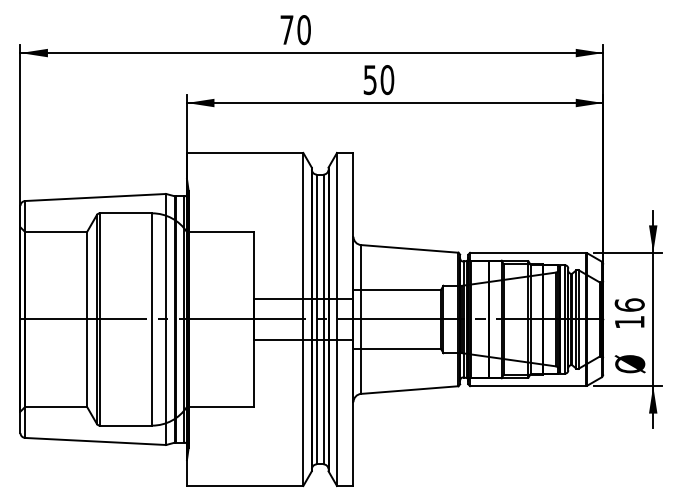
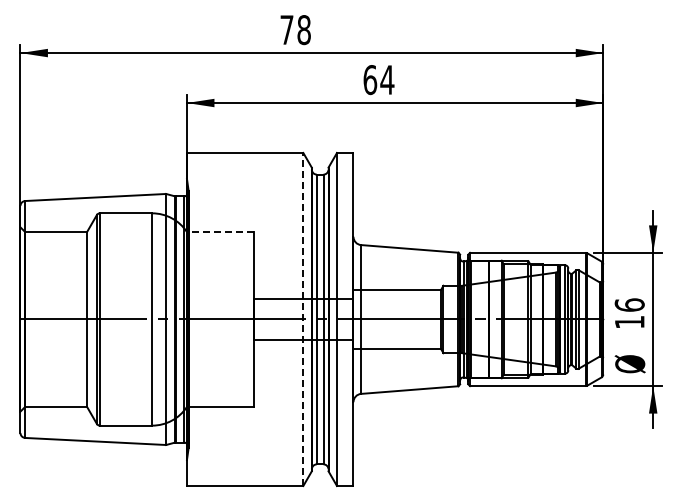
text: 70 -> 78 (303, 29)
text: 50 -> 64 (378, 80)
line: solid -> dashed (219, 232)
line: solid -> dashed (303, 318)
